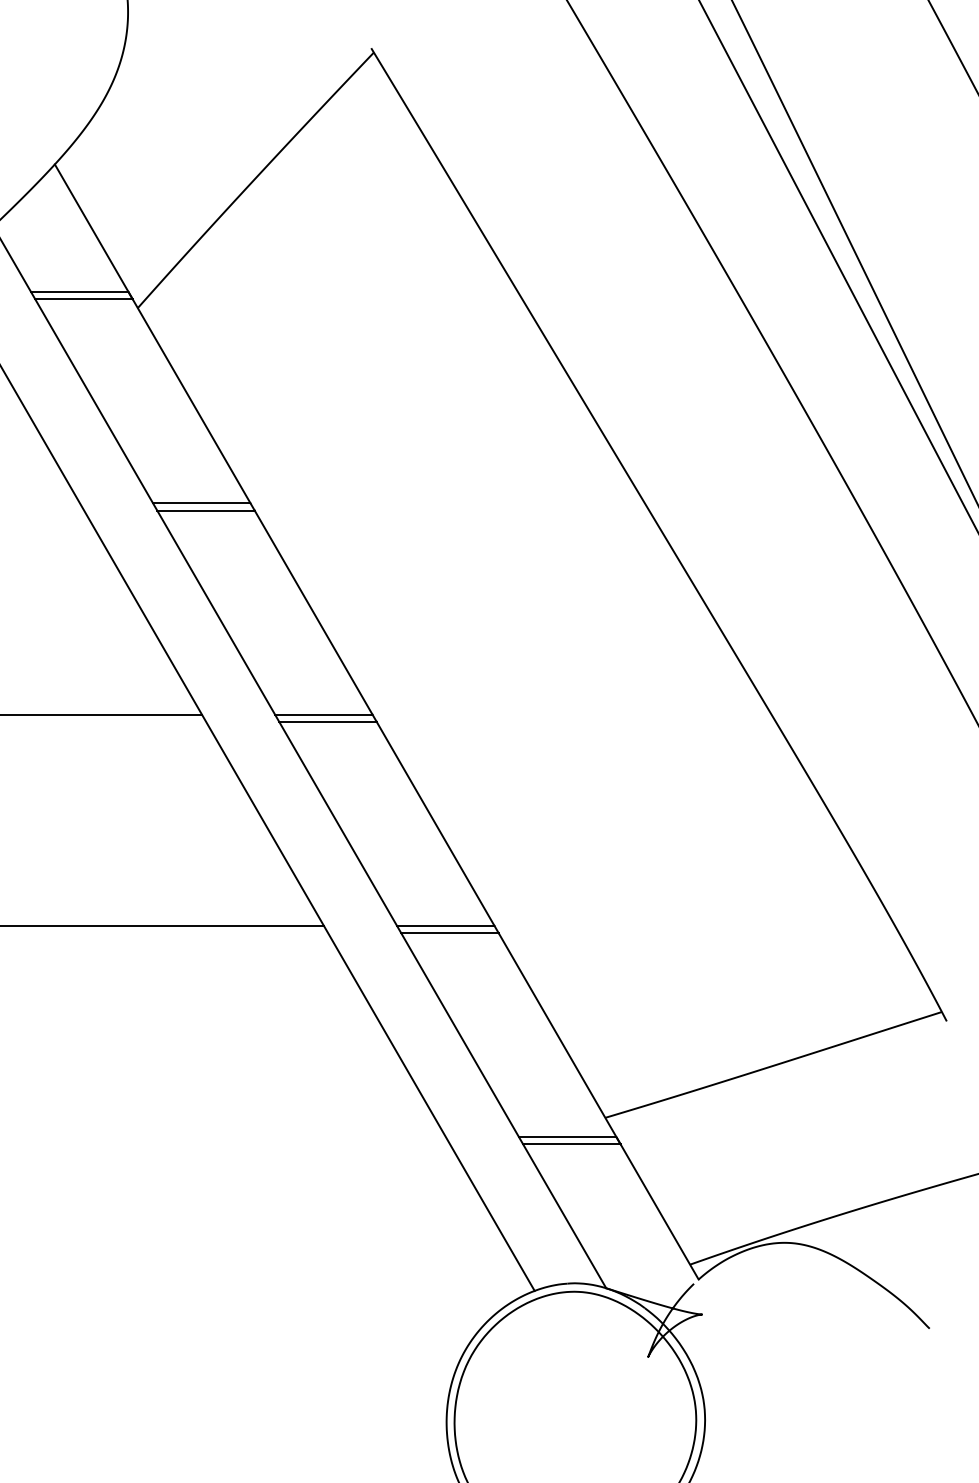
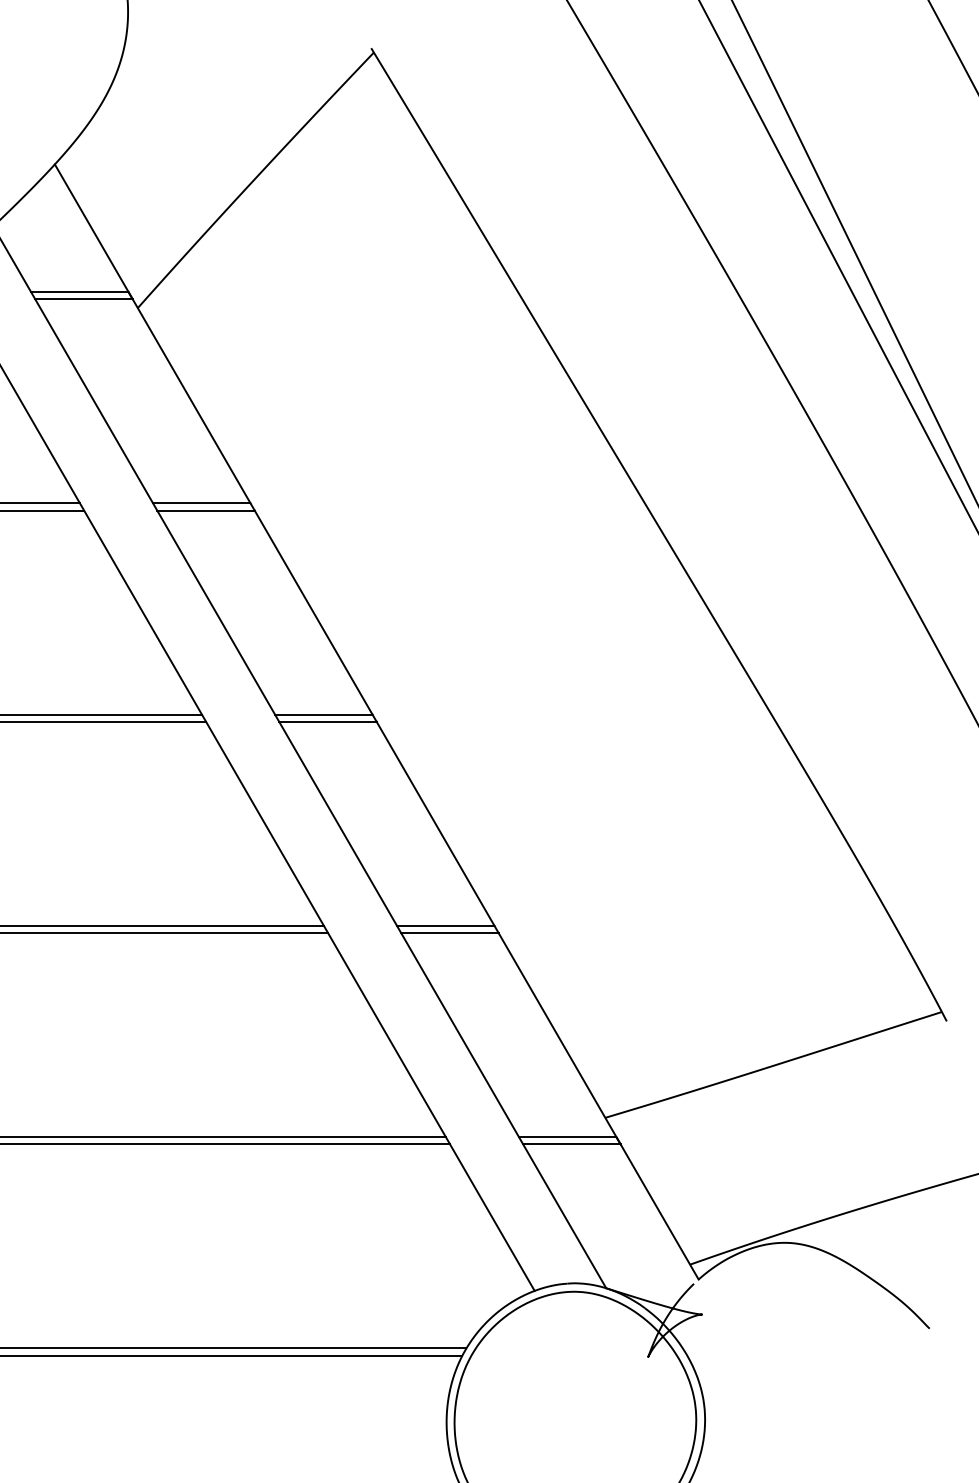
line: none -> present (40, 503)
line: none -> present (43, 510)
line: none -> present (104, 721)
line: none -> present (165, 933)
line: none -> present (223, 1137)
line: none -> present (226, 1144)
line: none -> present (234, 1348)
line: none -> present (232, 1355)
